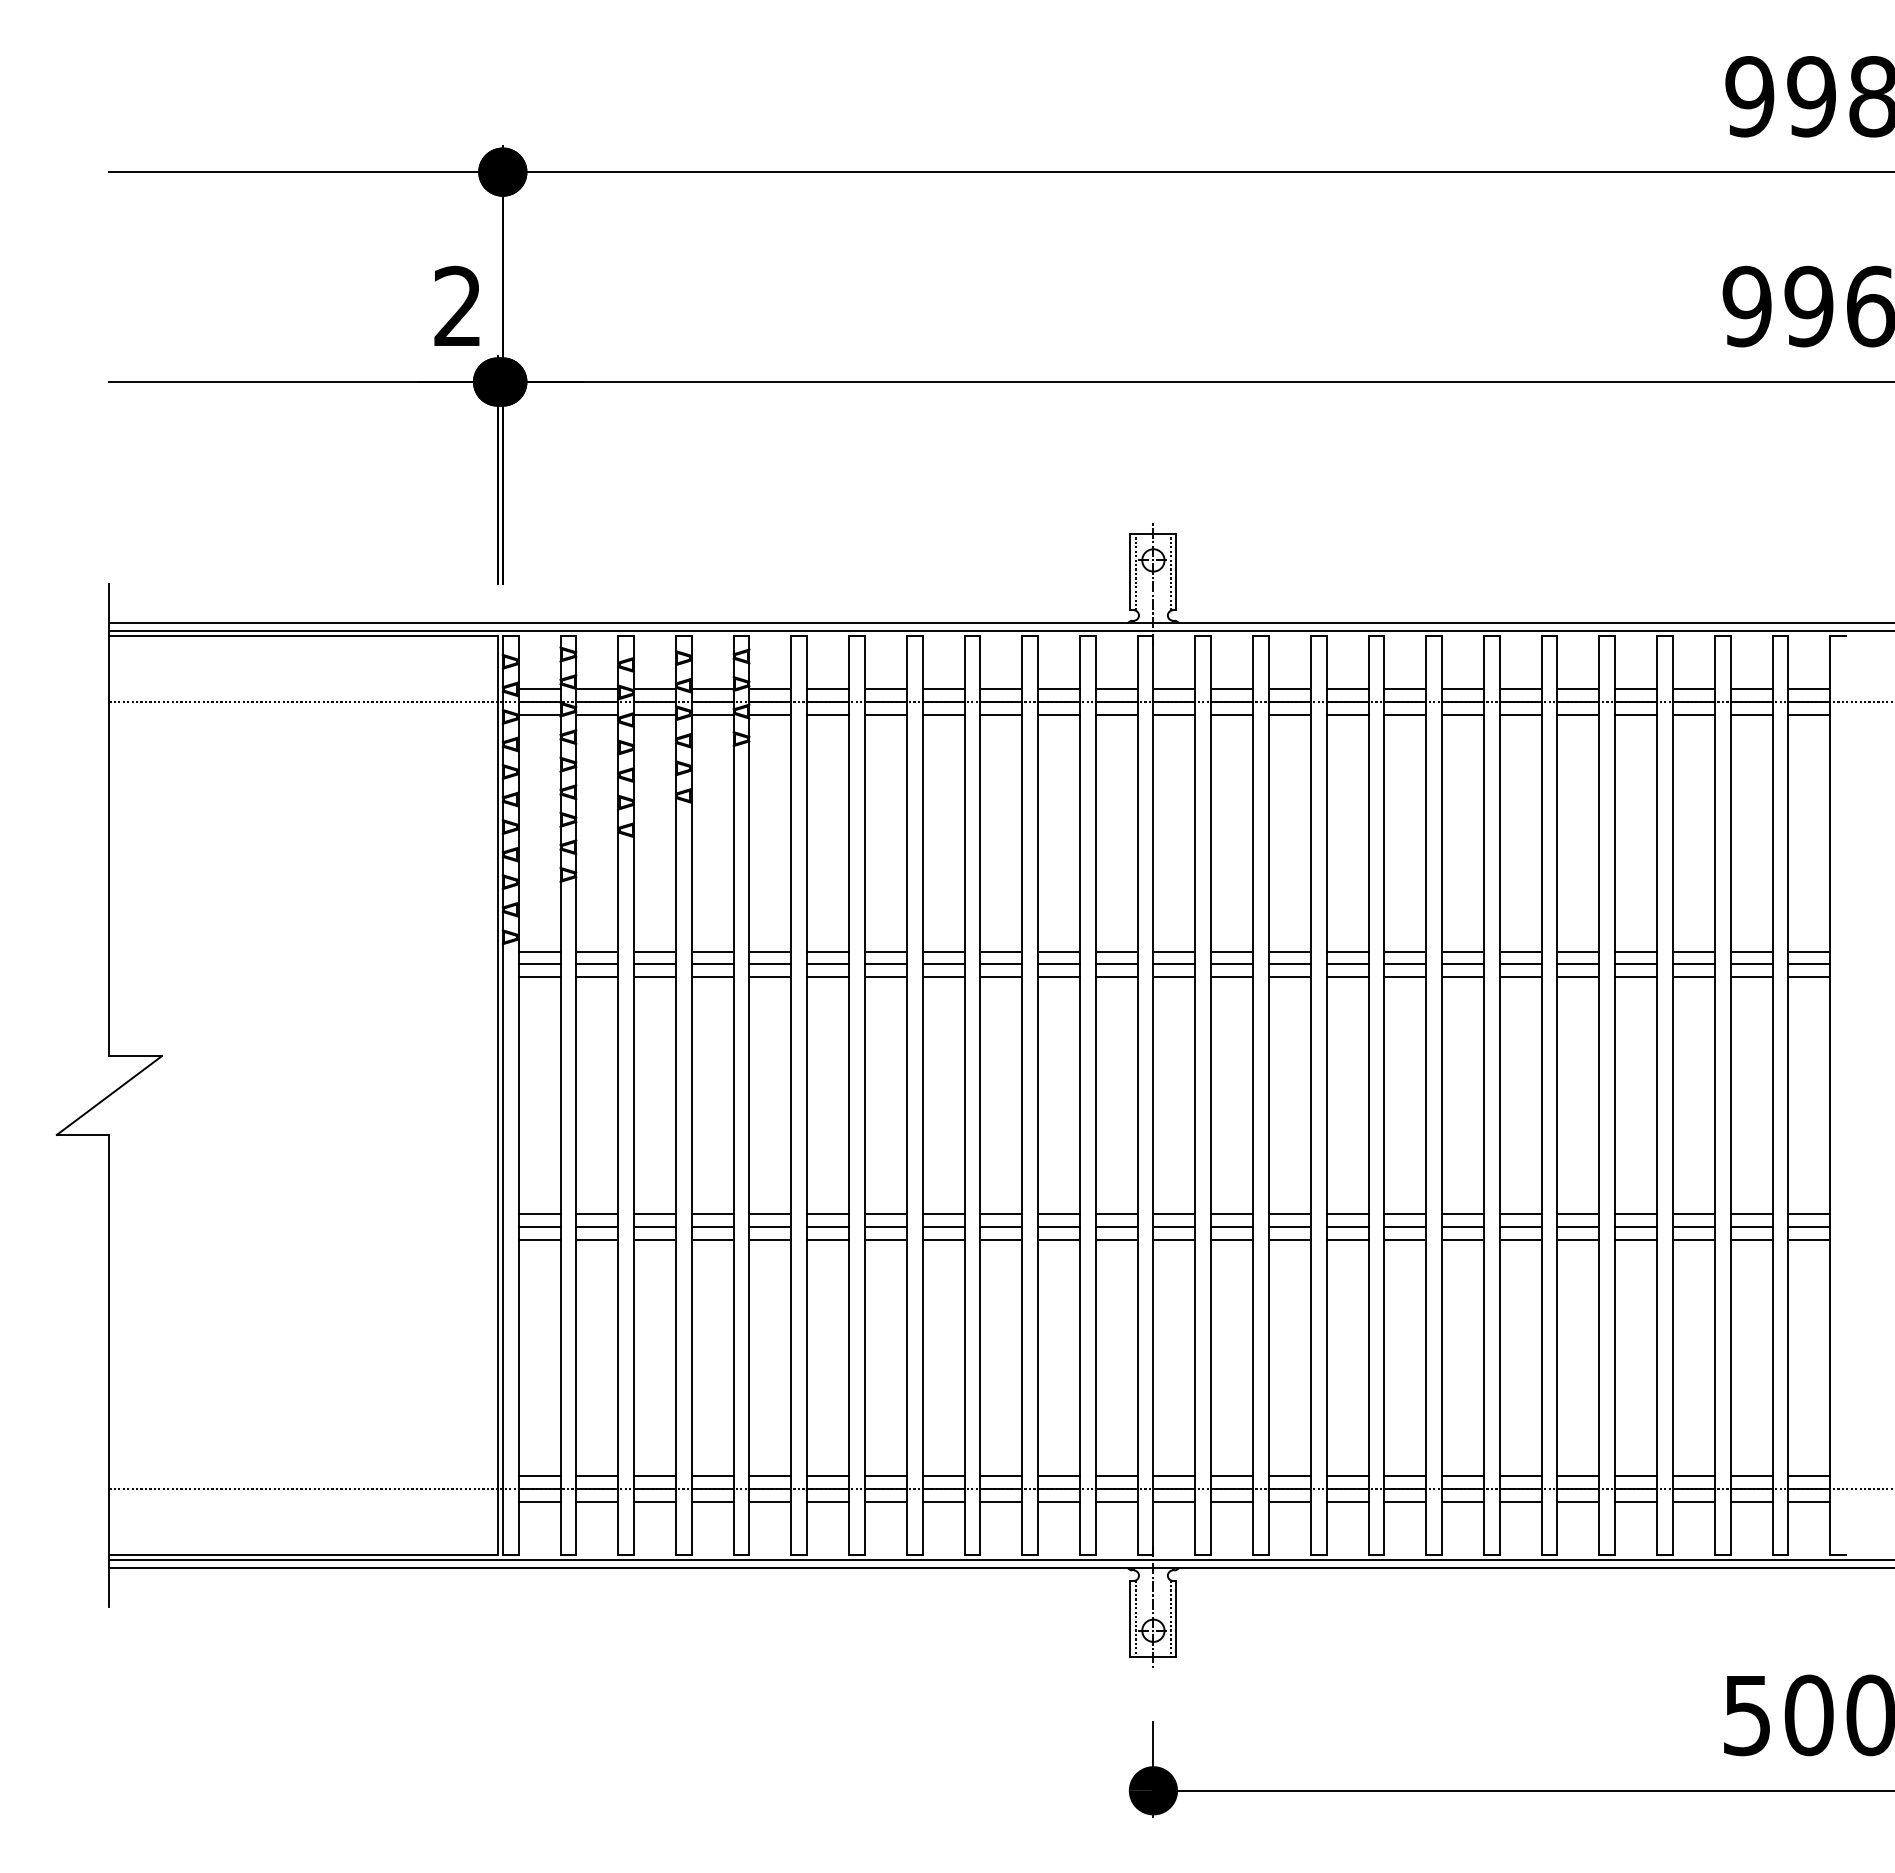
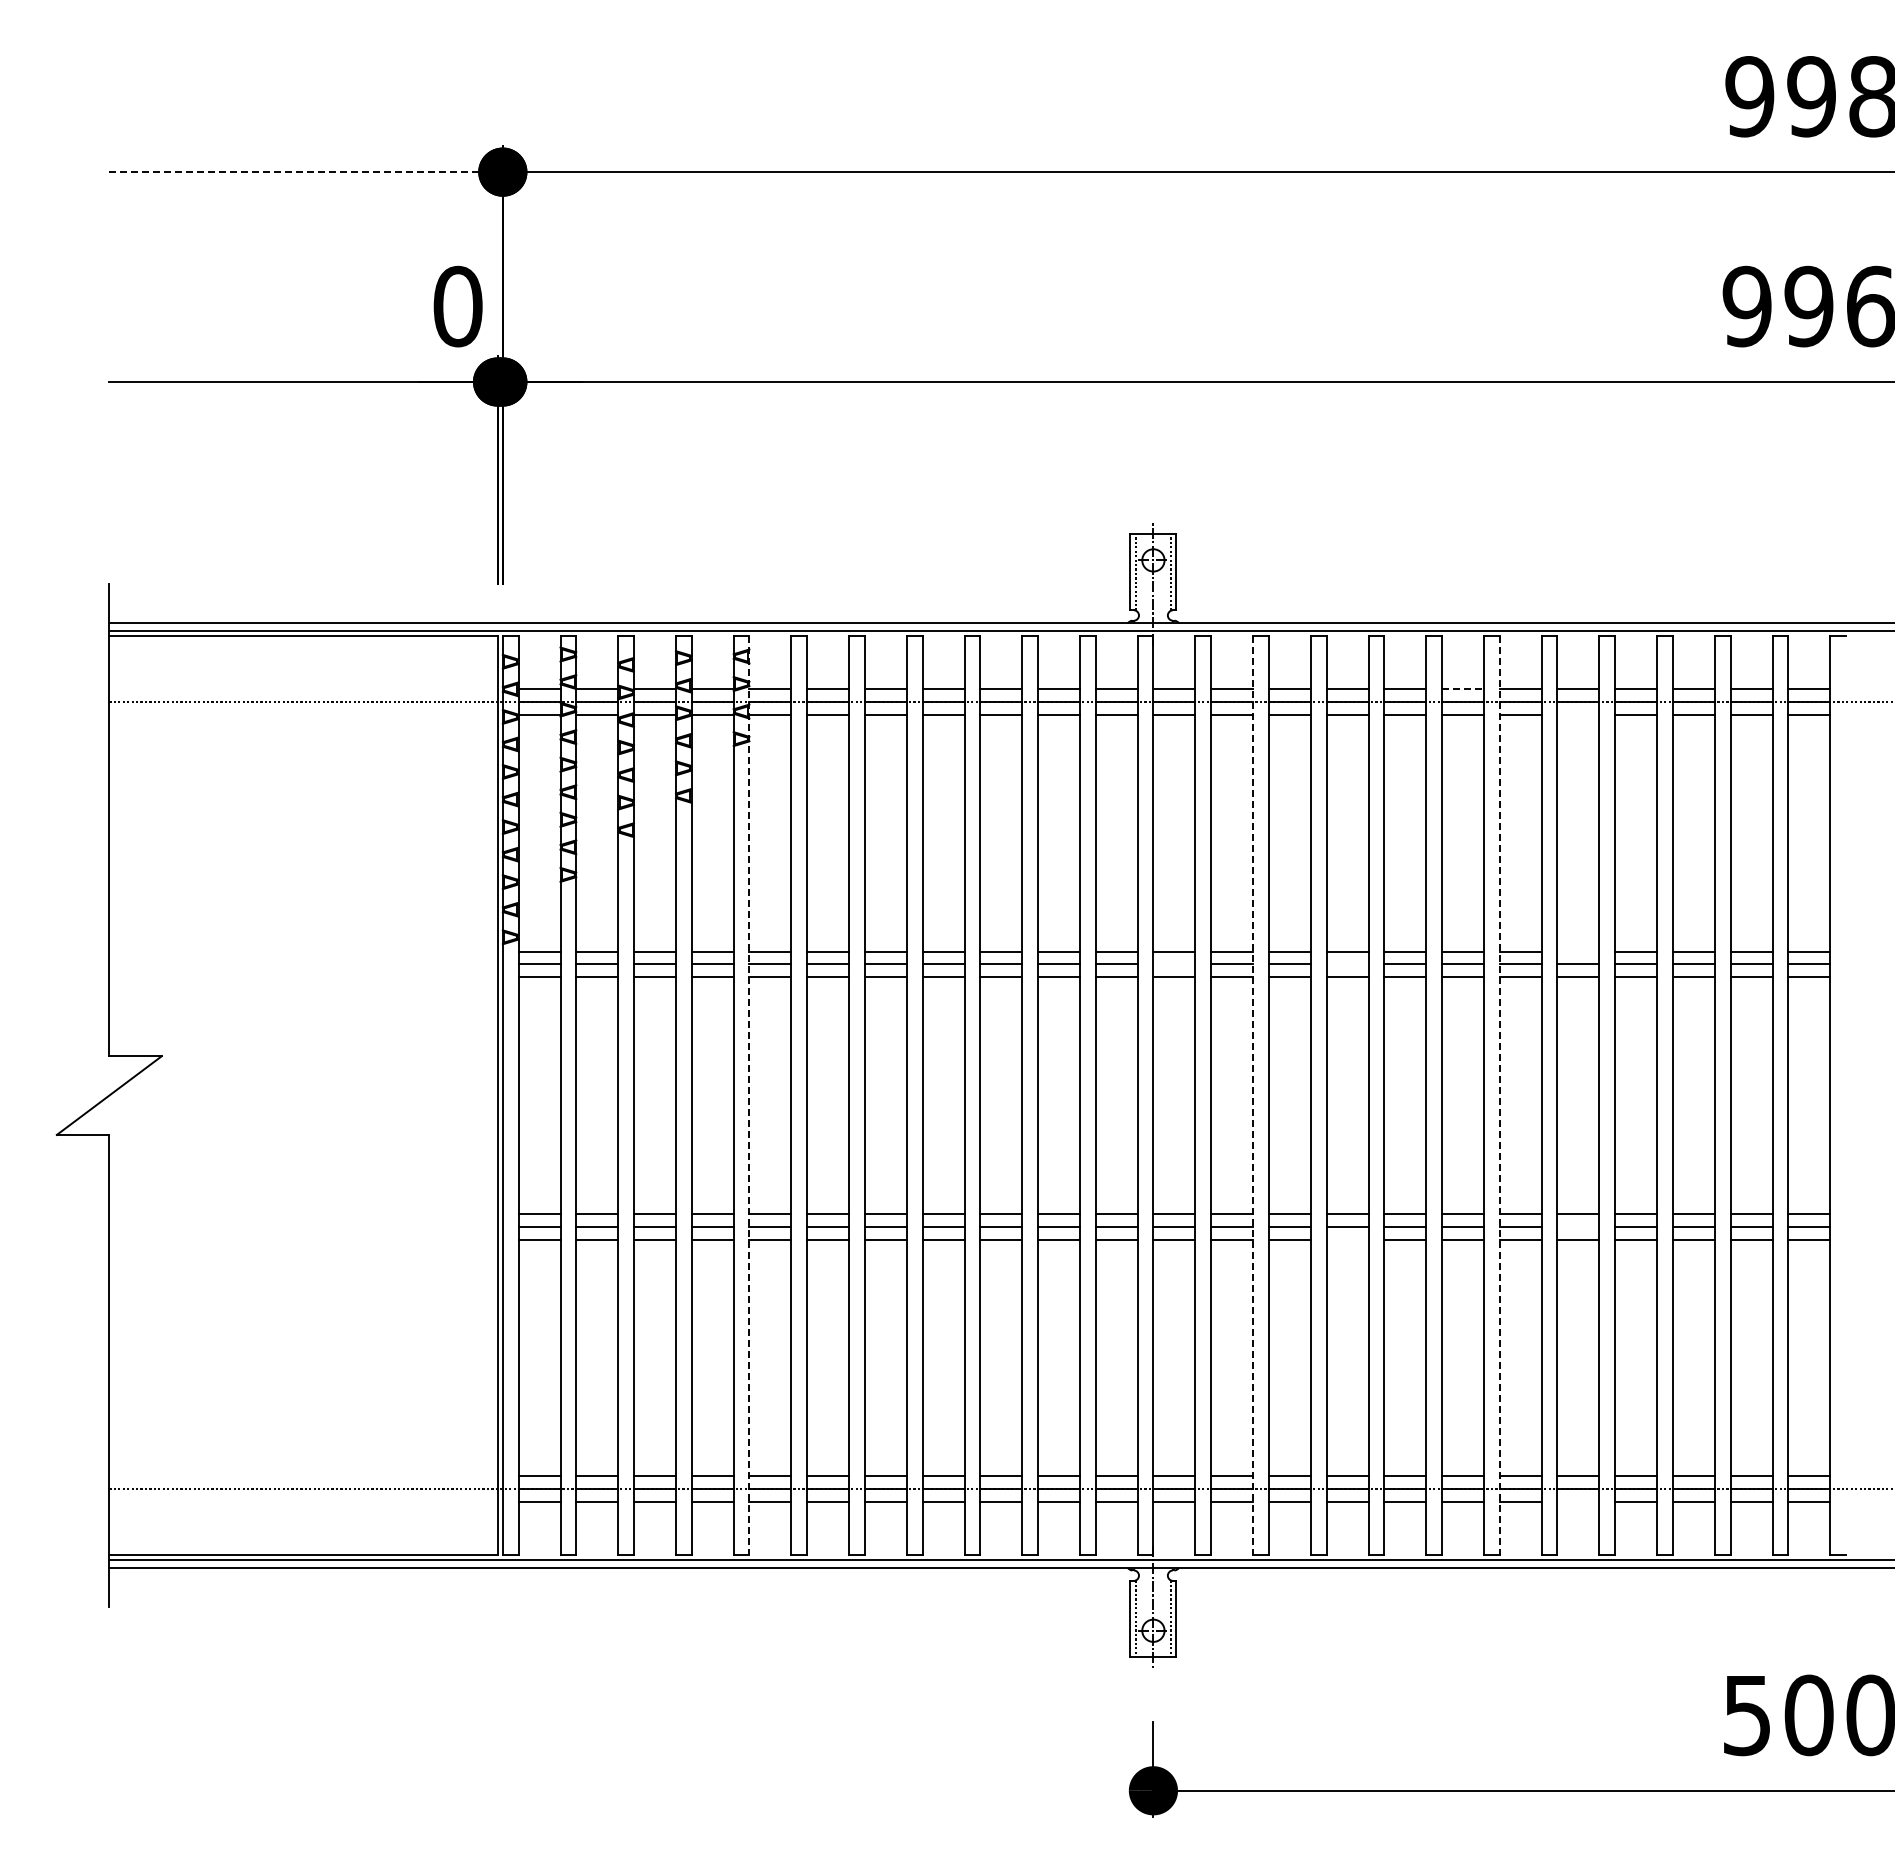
line: solid -> dashed (306, 172)
text: 2 -> 0 (457, 306)
line: solid -> dashed (1462, 689)
line: present -> none (1578, 714)
line: present -> none (1578, 951)
line: present -> none (1174, 964)
line: present -> none (1347, 964)
line: solid -> dashed (749, 1096)
line: solid -> dashed (1253, 1096)
line: solid -> dashed (1499, 1096)
line: present -> none (1578, 1226)
line: present -> none (1347, 1239)
line: present -> none (1578, 1501)
